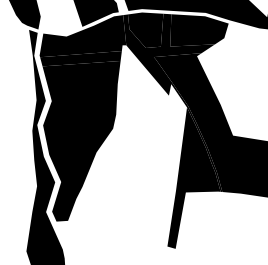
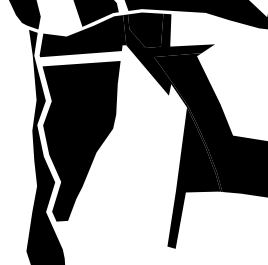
fill: present -> none (199, 30)
fill: present -> none (80, 58)
